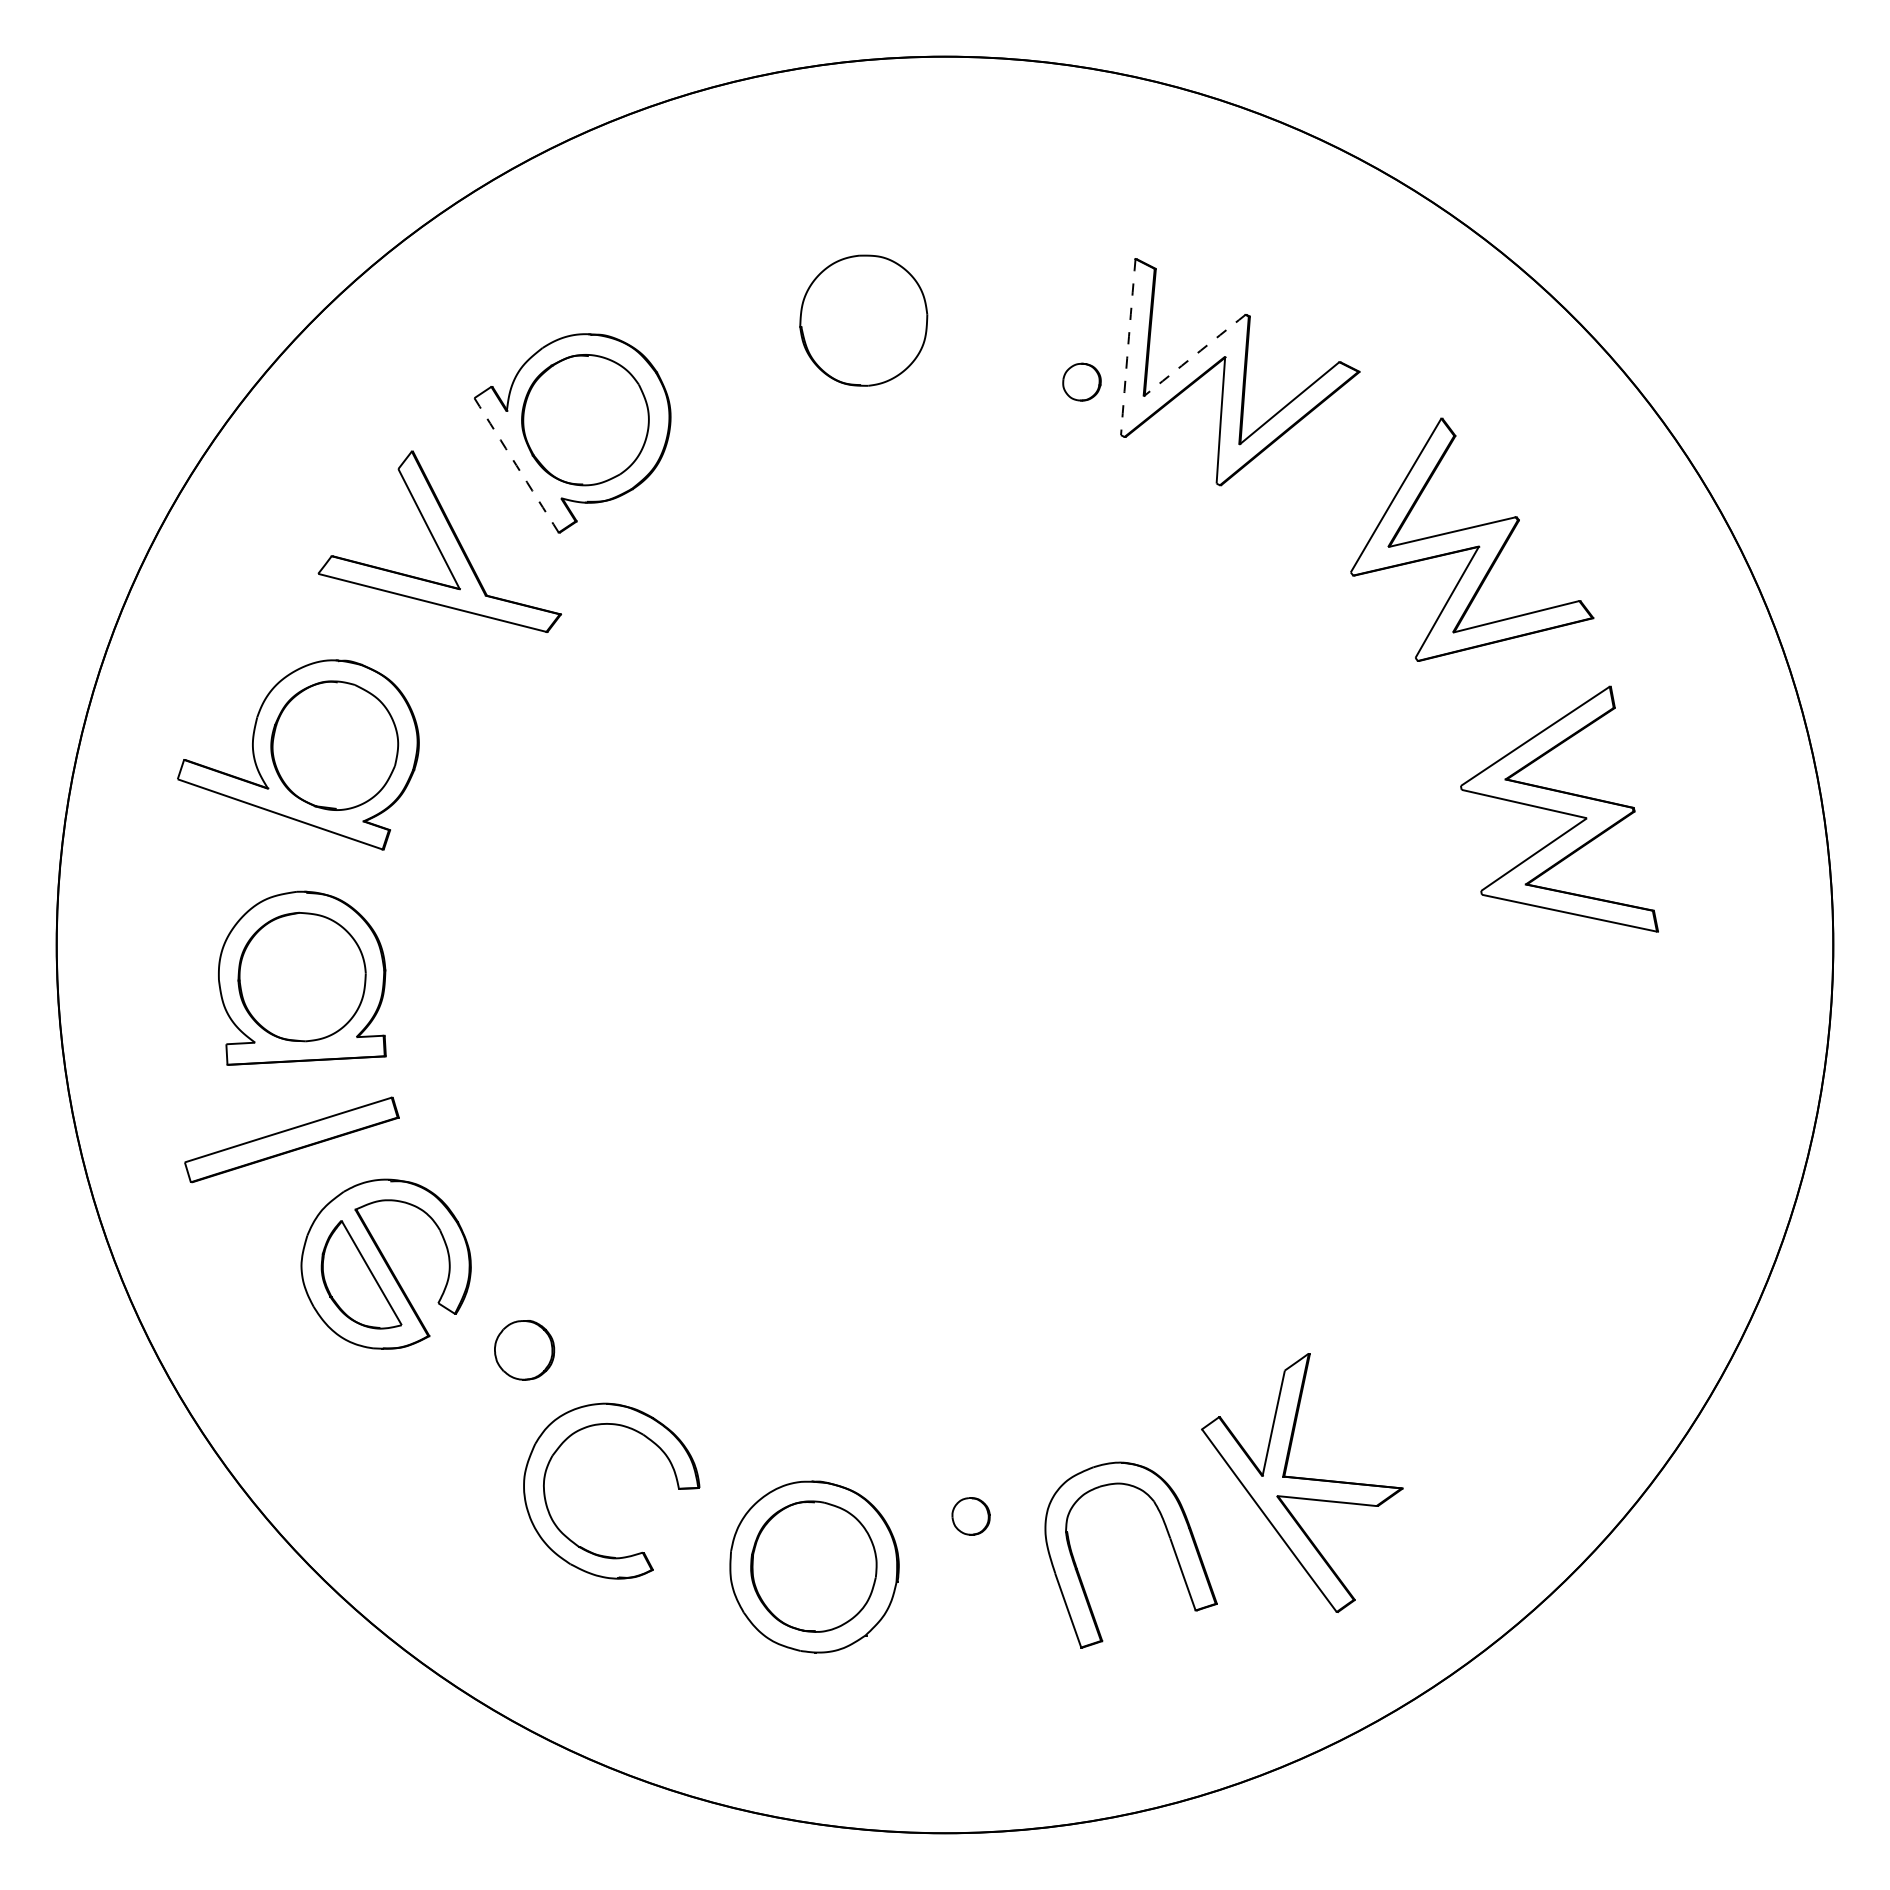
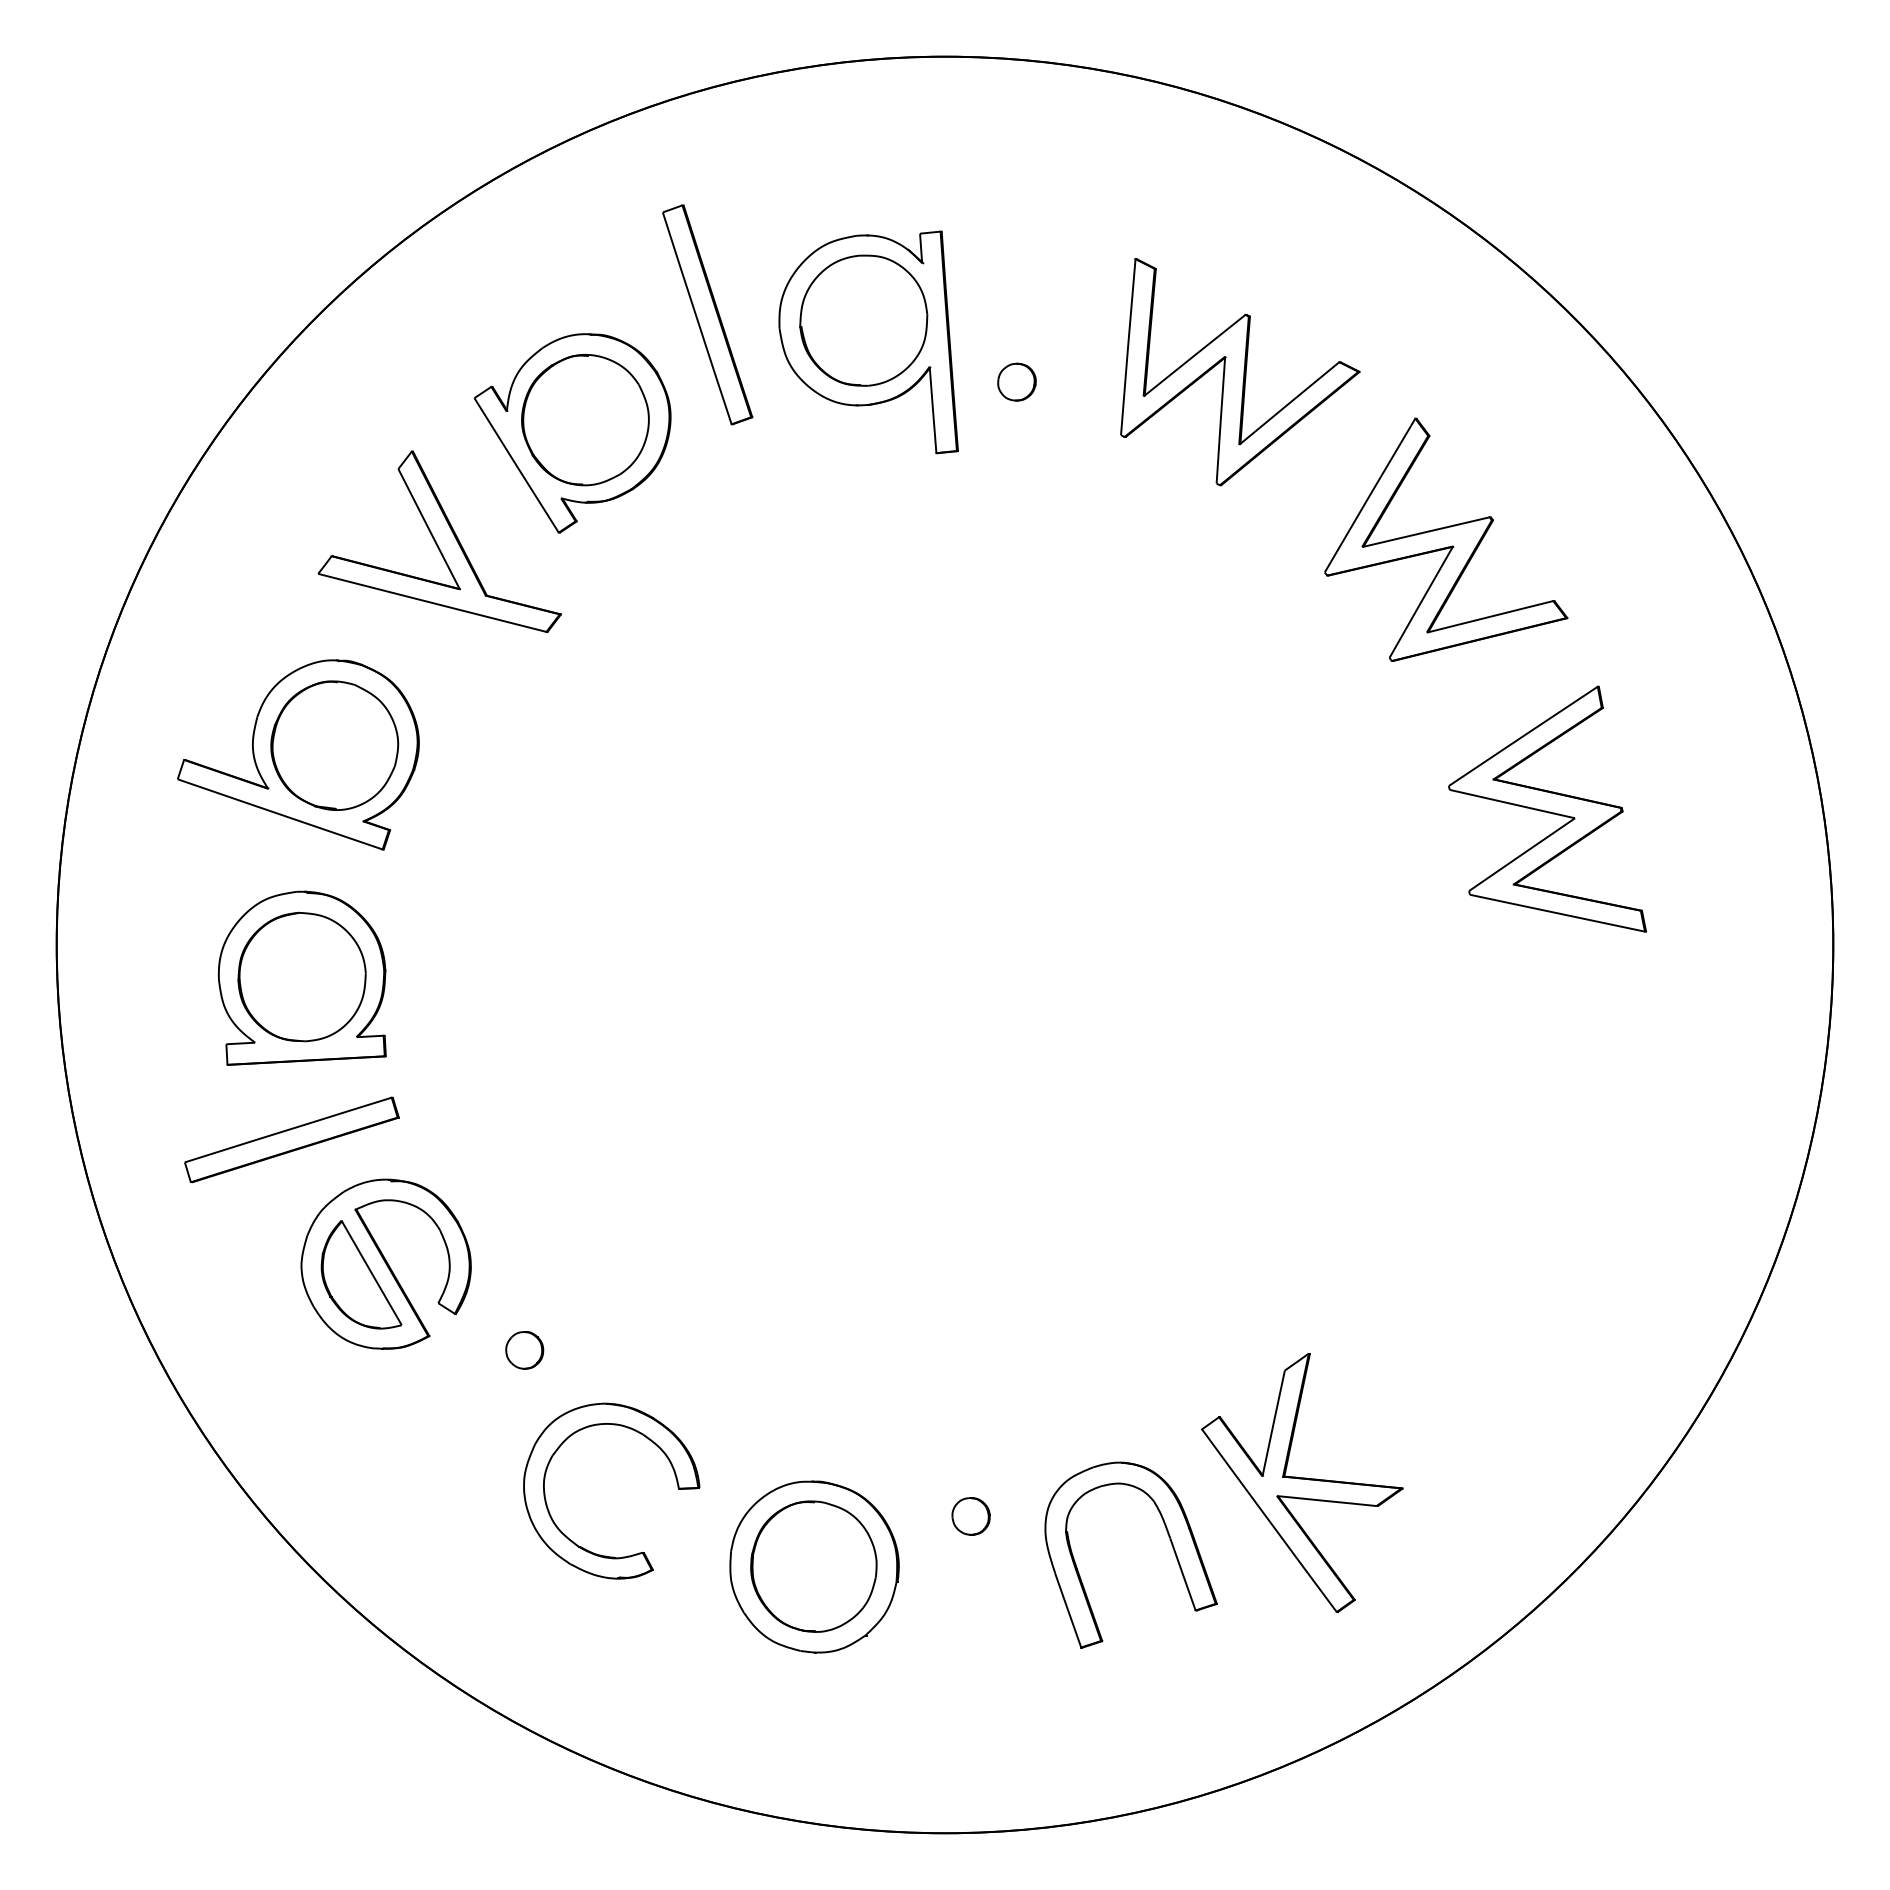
part: none -> present (707, 314)
part: none -> present (868, 342)
arc: dashed -> solid (1128, 347)
arc: dashed -> solid (1194, 355)
part position: (1081, 381) -> (1016, 381) (1016, 381)
arc: dashed -> solid (516, 465)
part position: (1472, 539) -> (1446, 539) (1446, 539)
part position: (1559, 808) -> (1547, 808) (1547, 808)
part size: 62x61 px -> 40x39 px (524, 1350)
